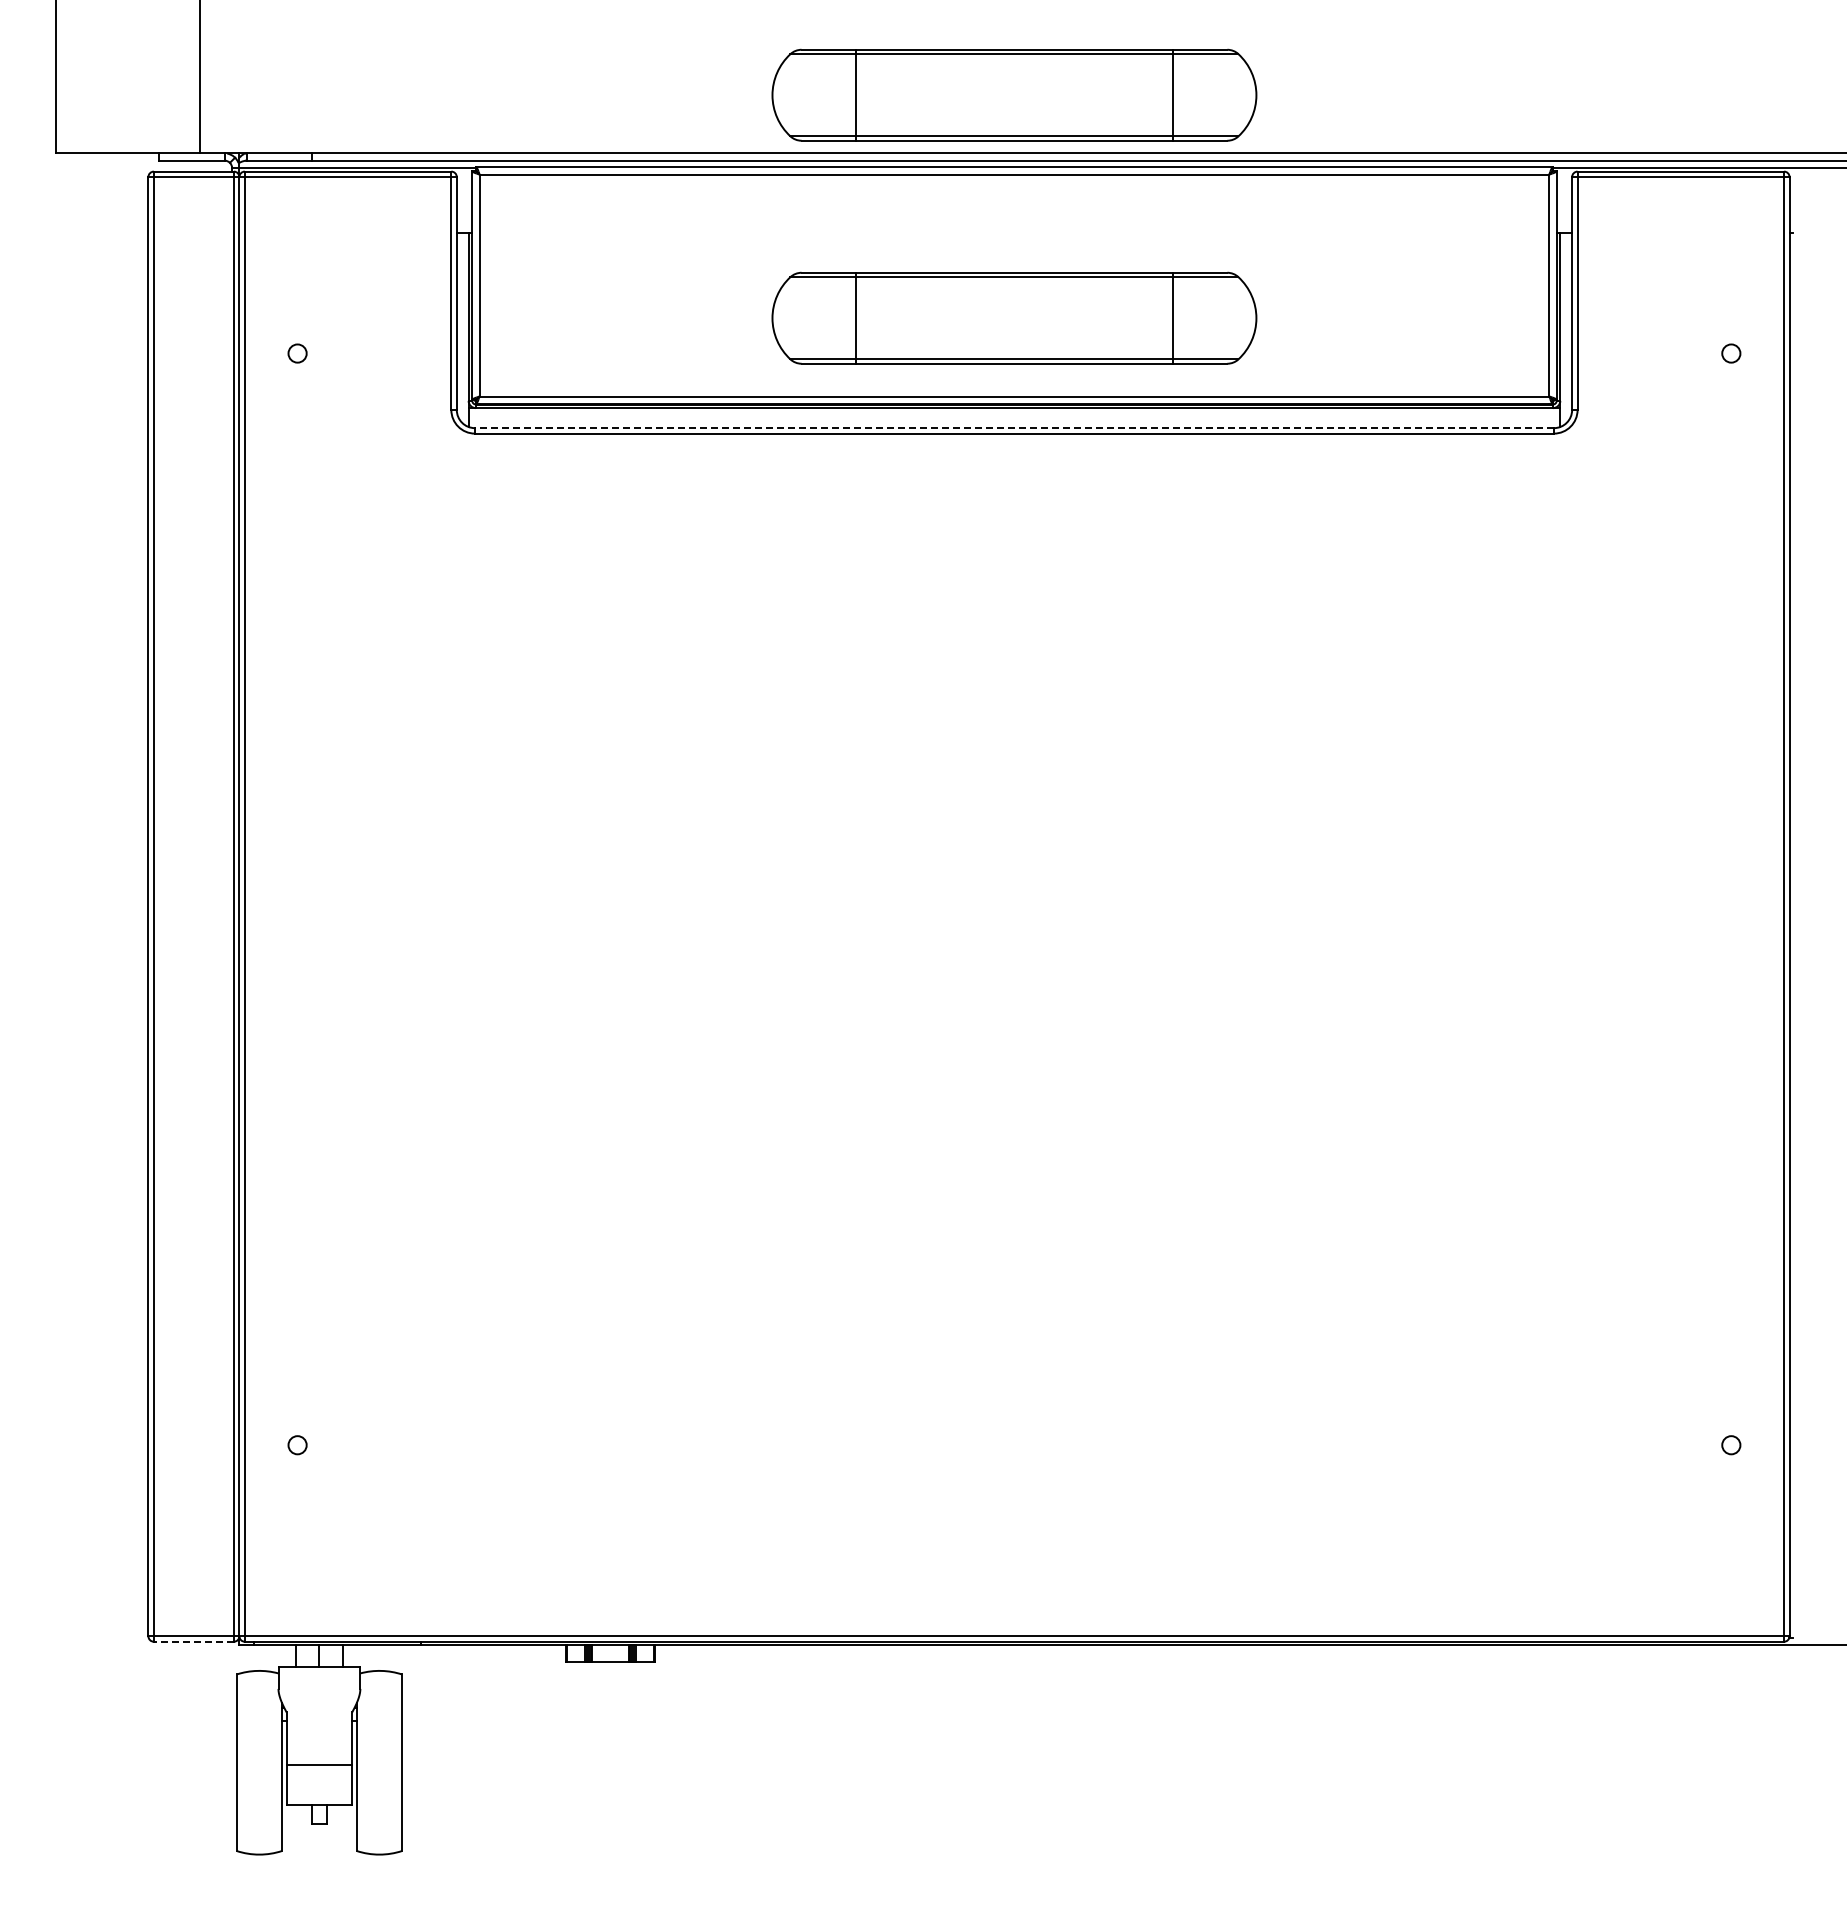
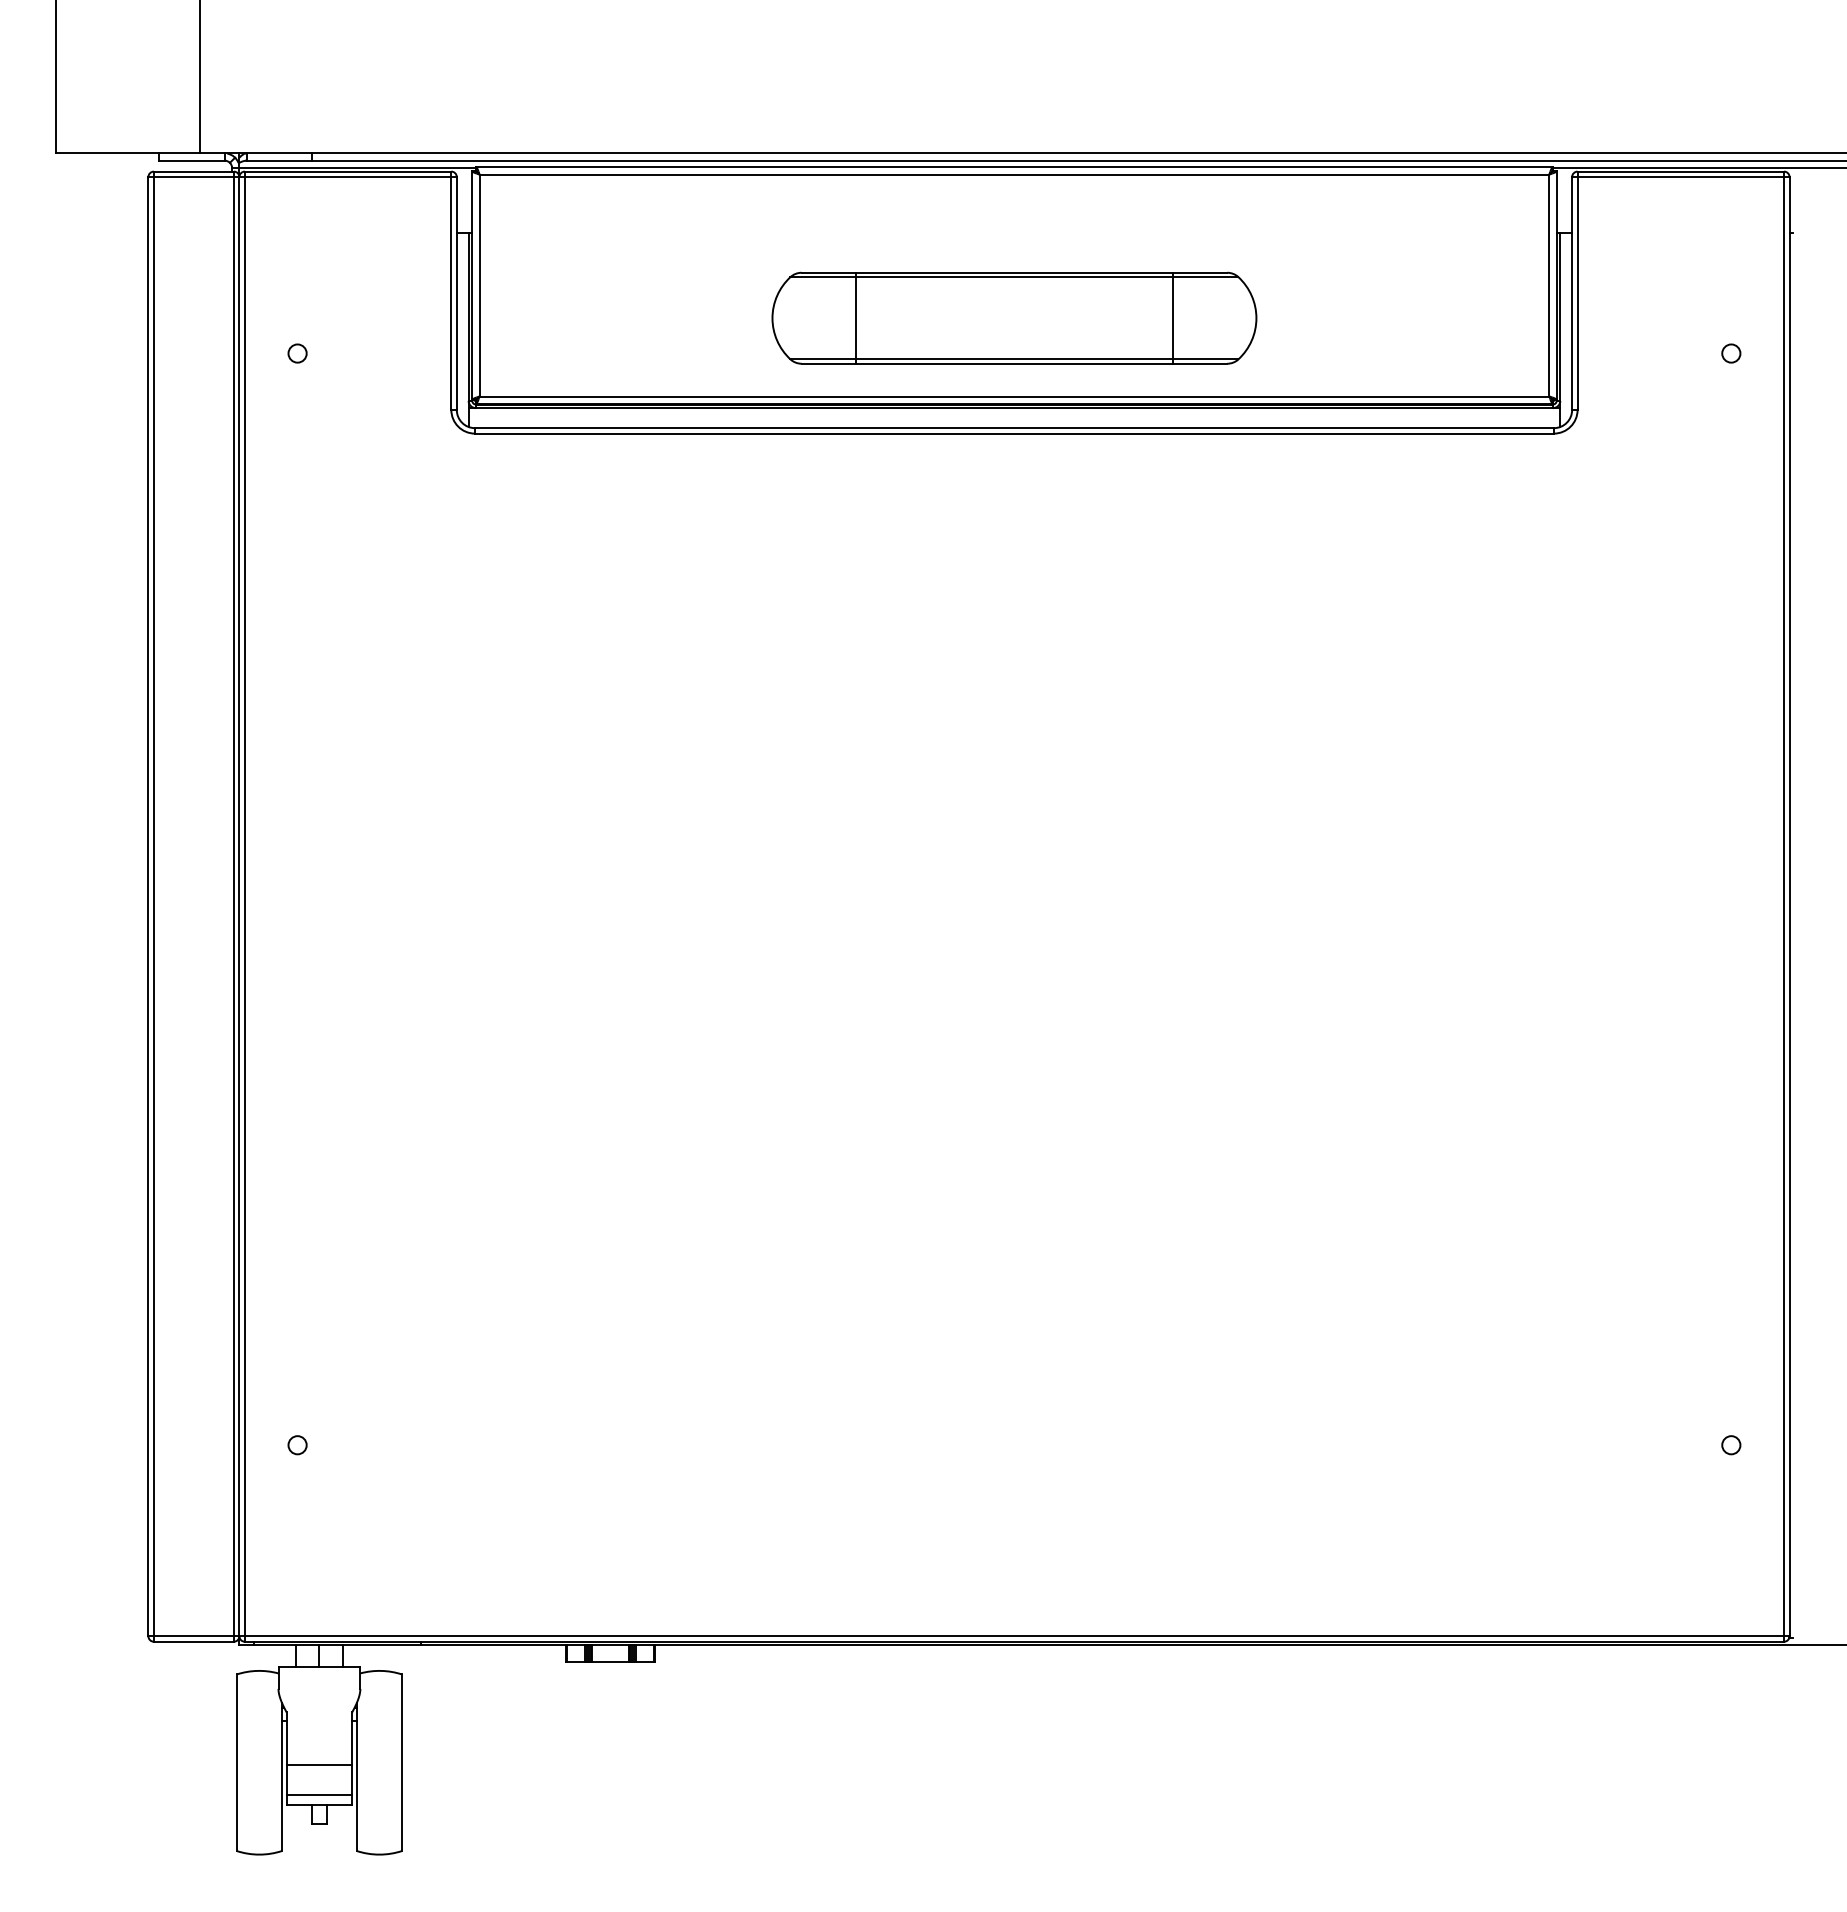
part: present -> none (1014, 94)
line: dashed -> solid (1013, 428)
line: dashed -> solid (193, 1641)
line: none -> present (319, 1794)
